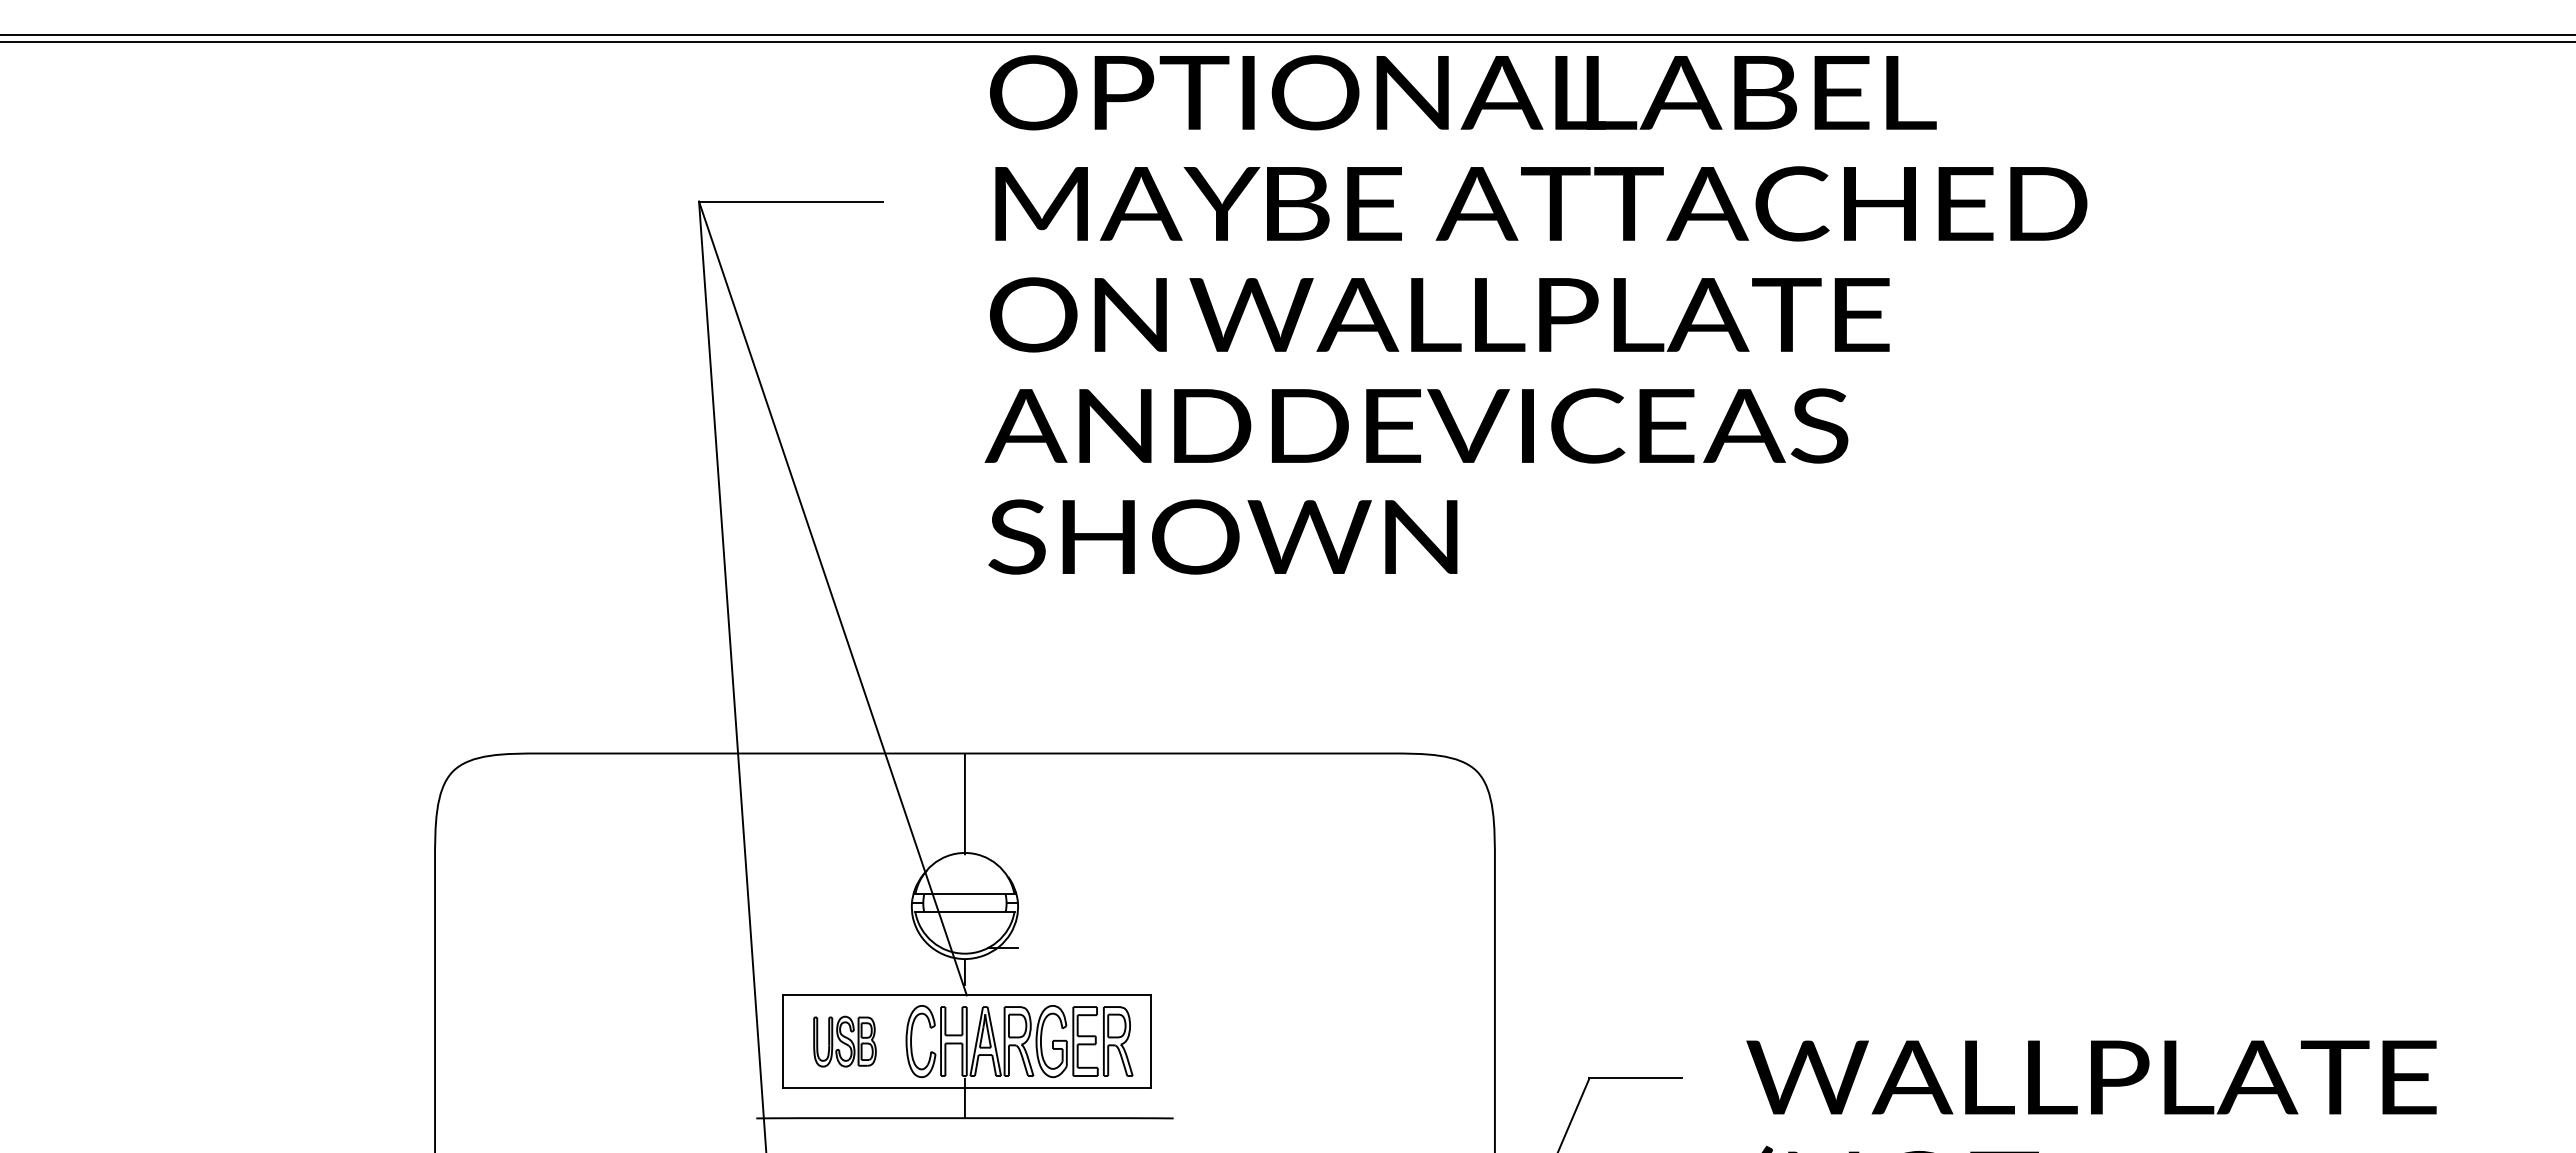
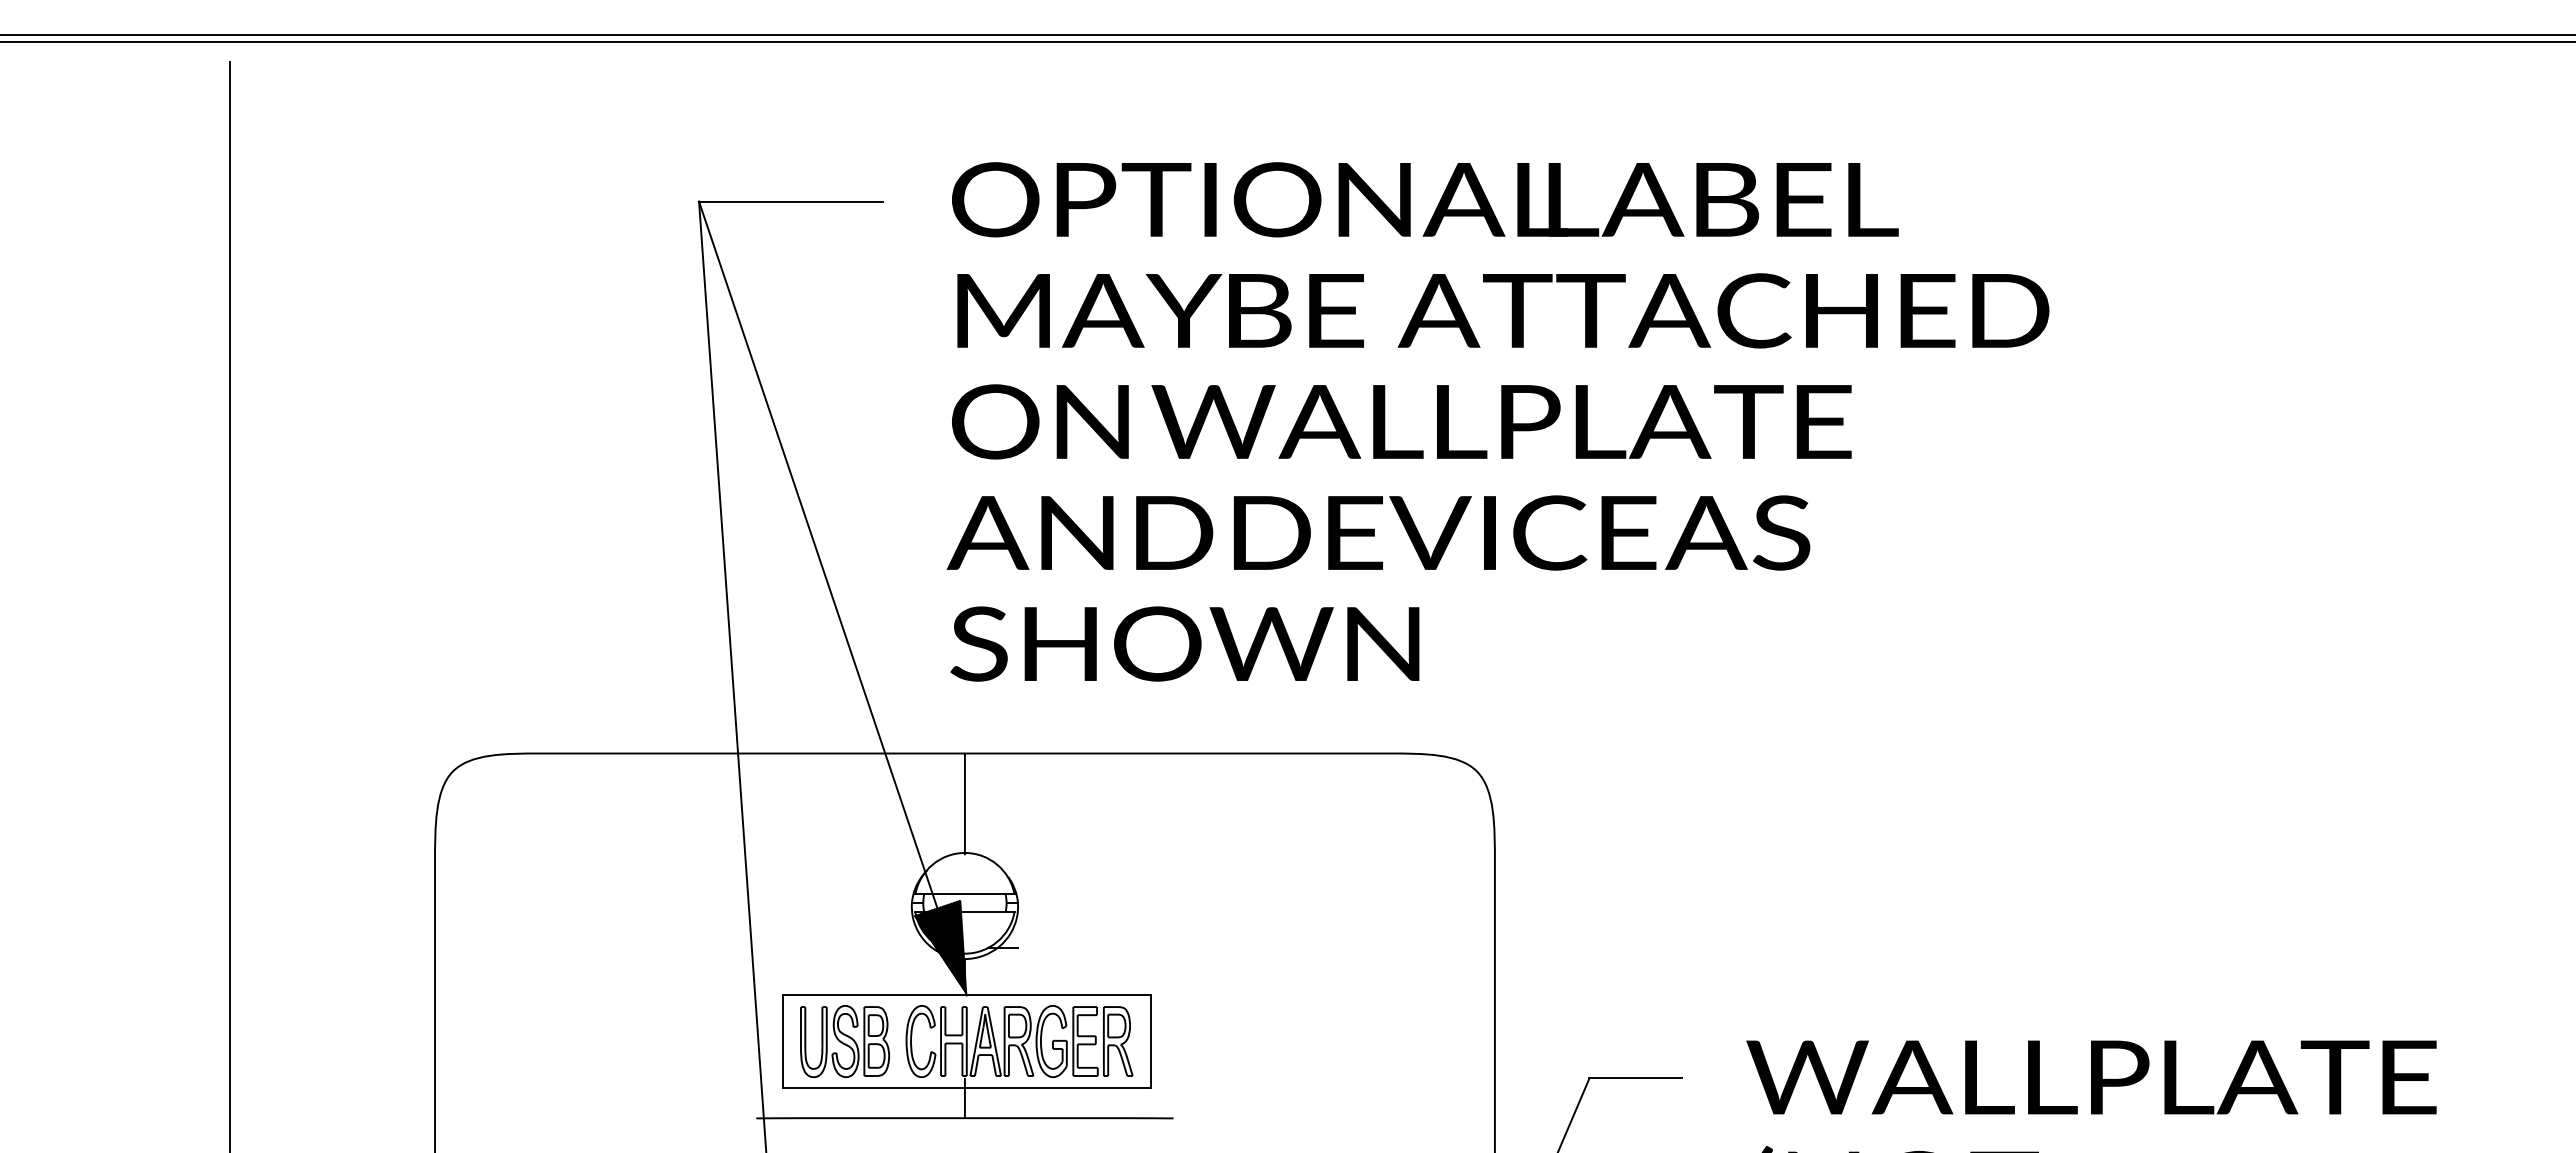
text position: (1535, 314) -> (1497, 421) (1497, 421)
line: none -> present (230, 605)
hatch: none -> present (940, 947)
part size: 64x53 px -> 90x74 px (844, 1041)
